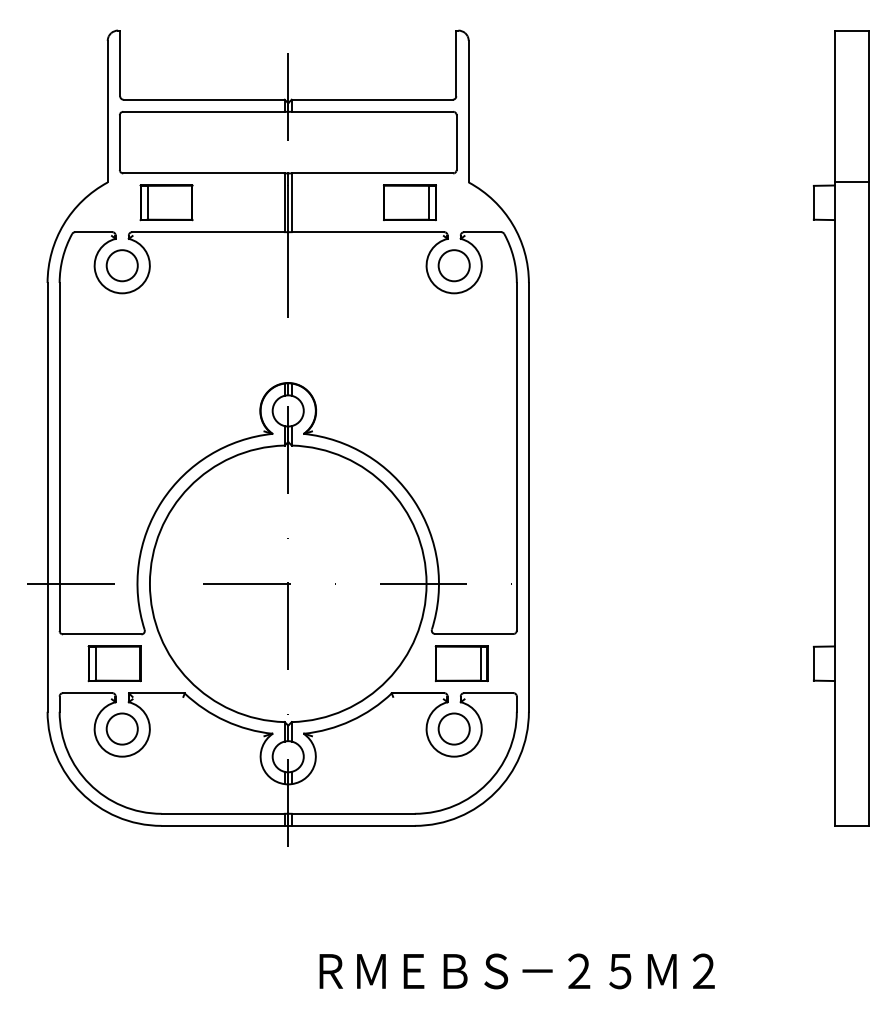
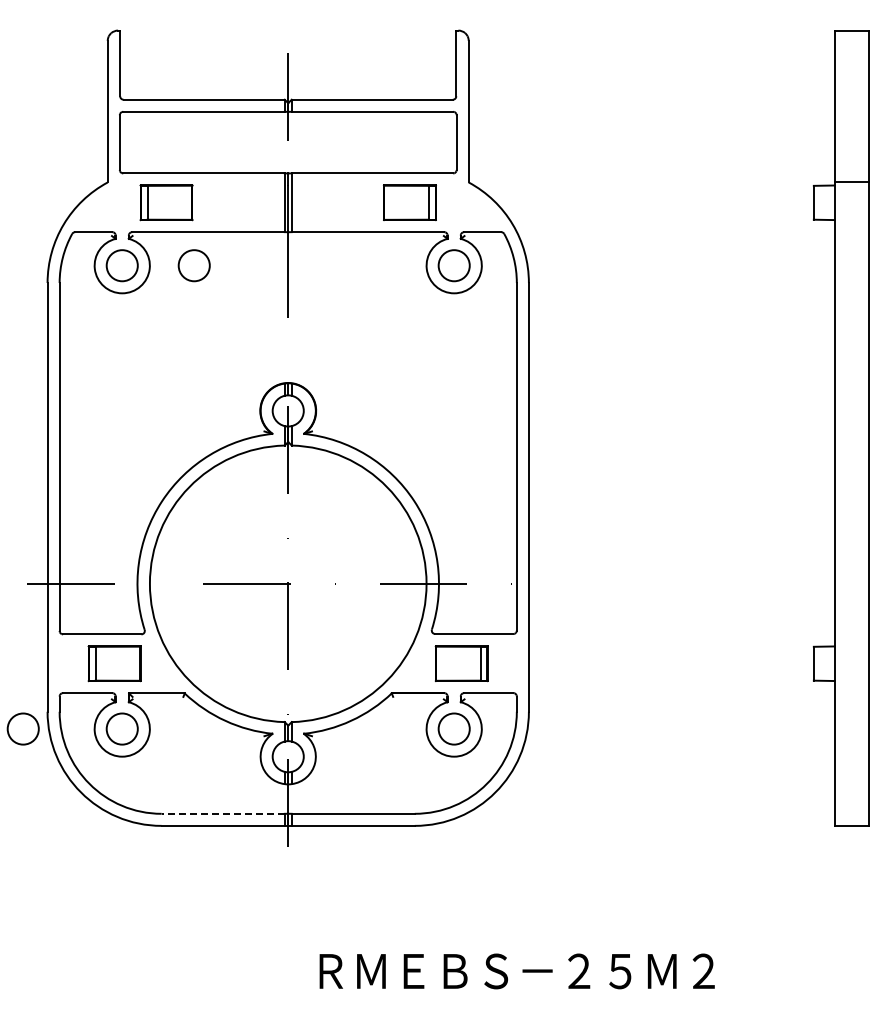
circle: none -> present (193, 265)
circle: none -> present (22, 728)
line: solid -> dashed (223, 813)
